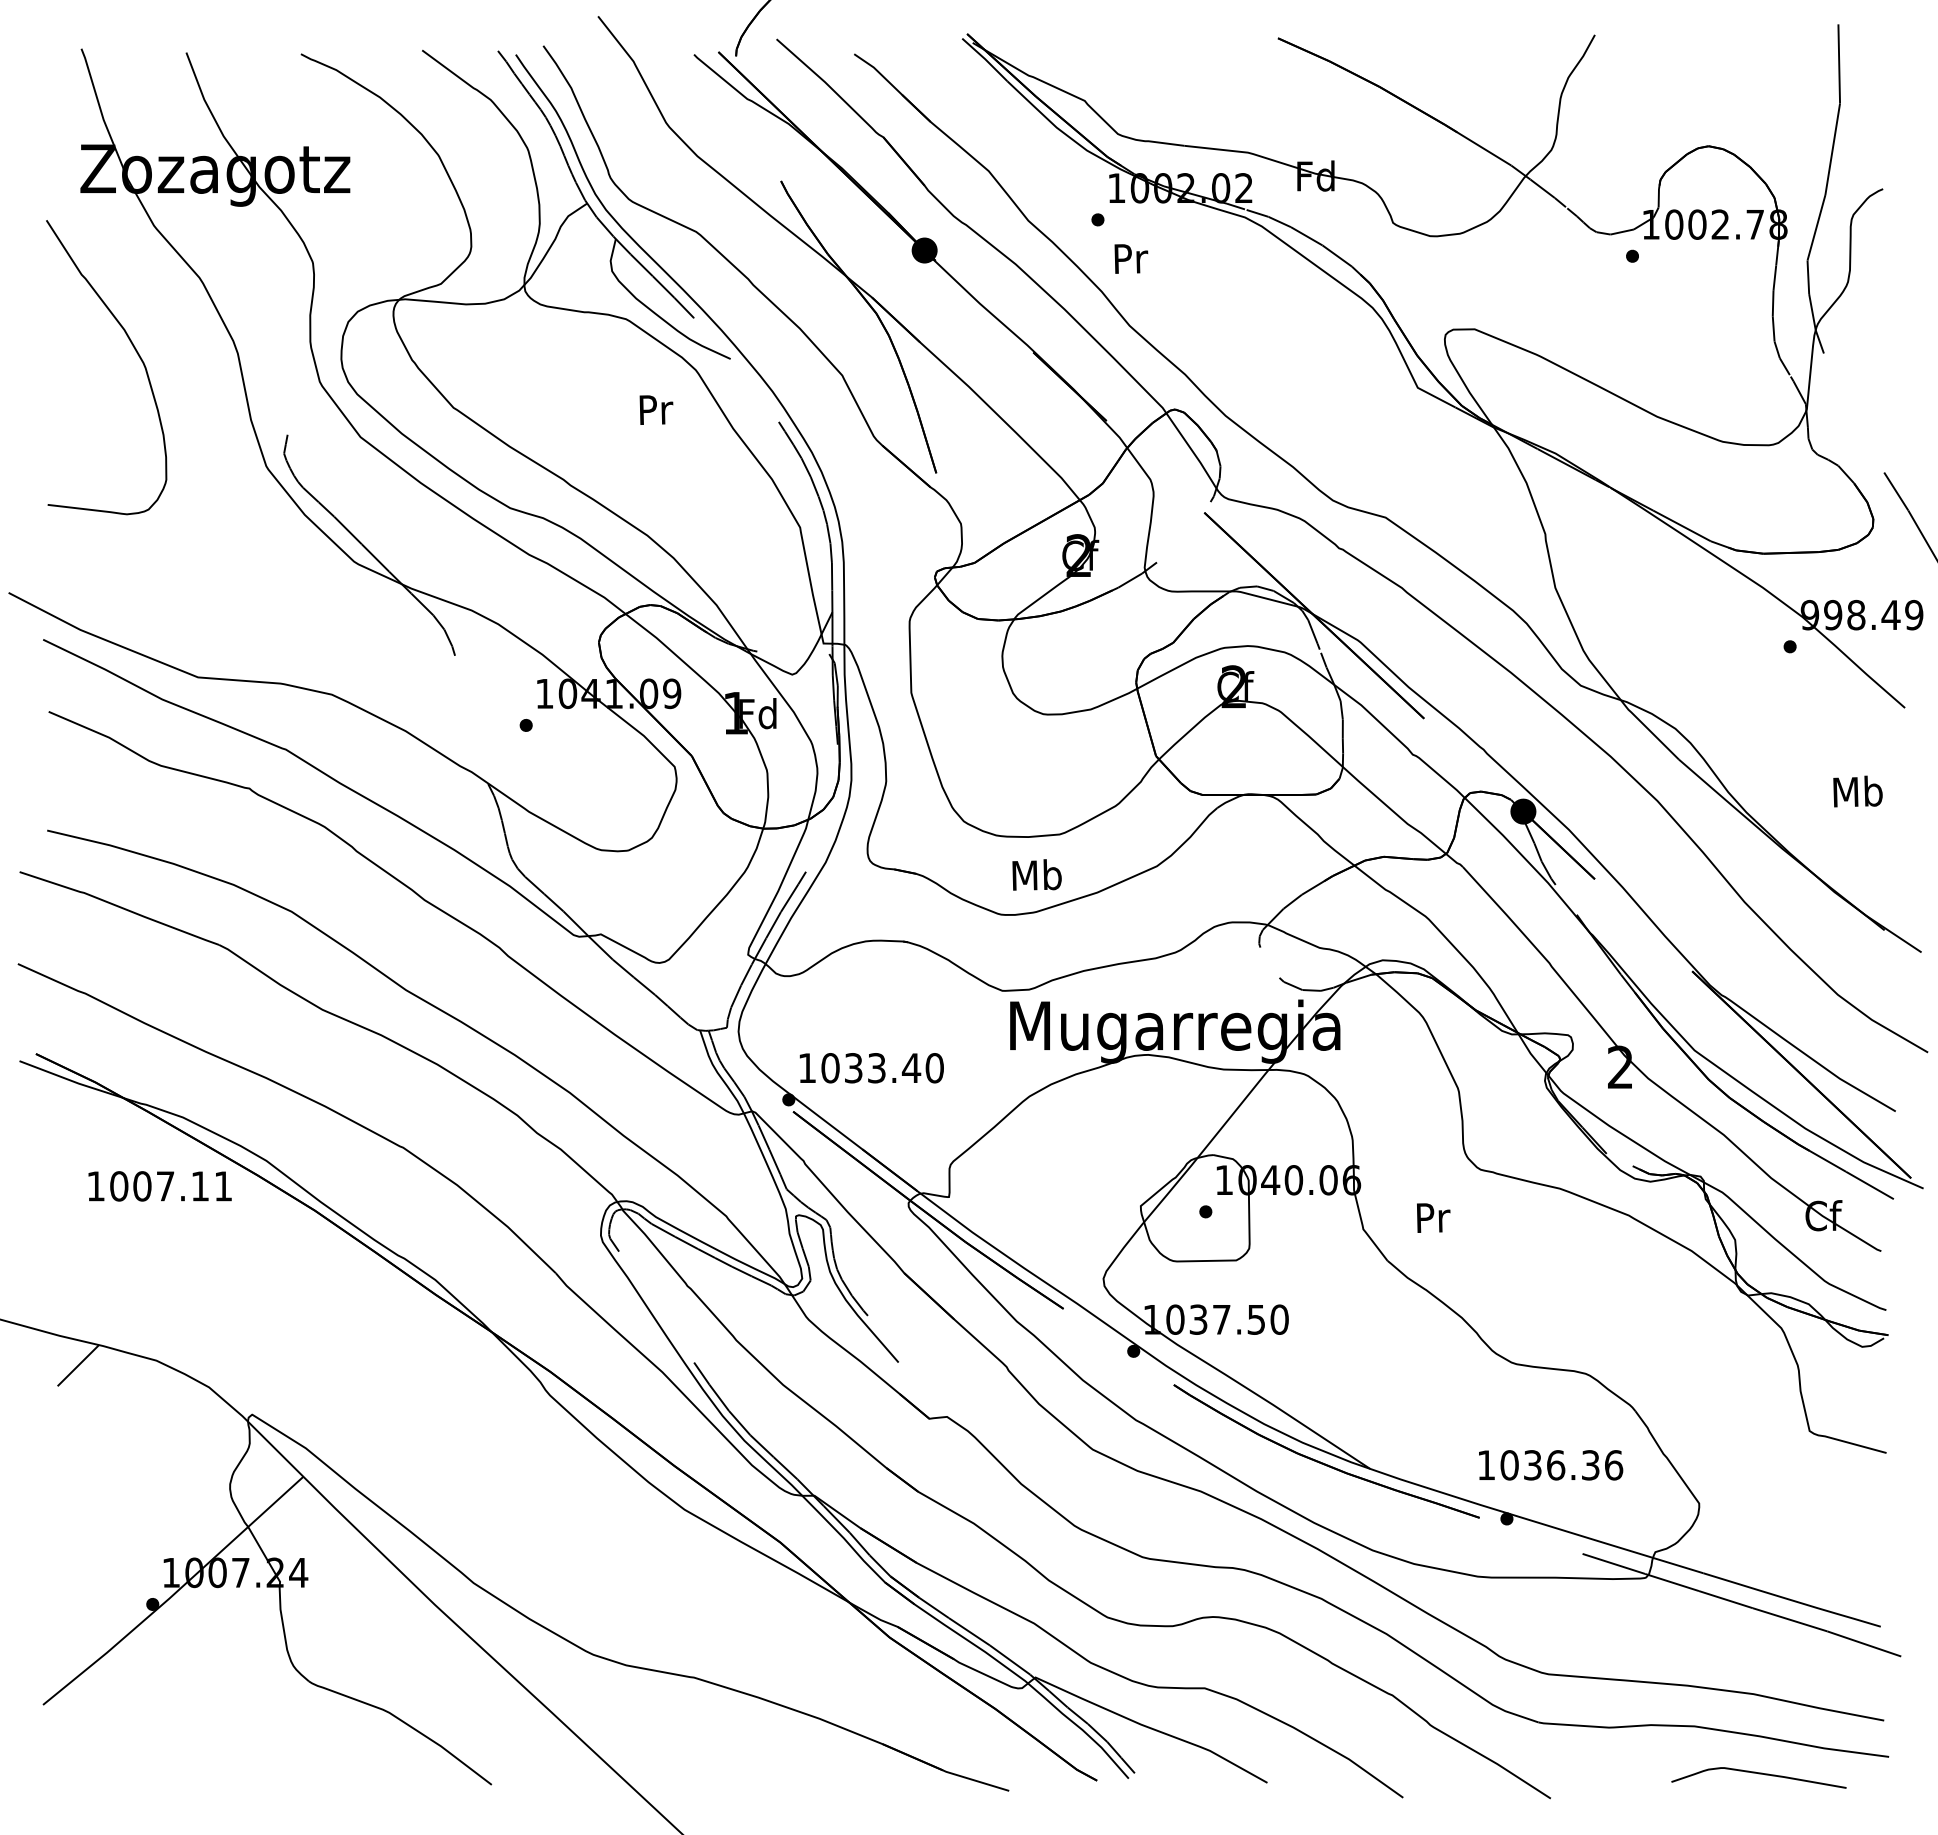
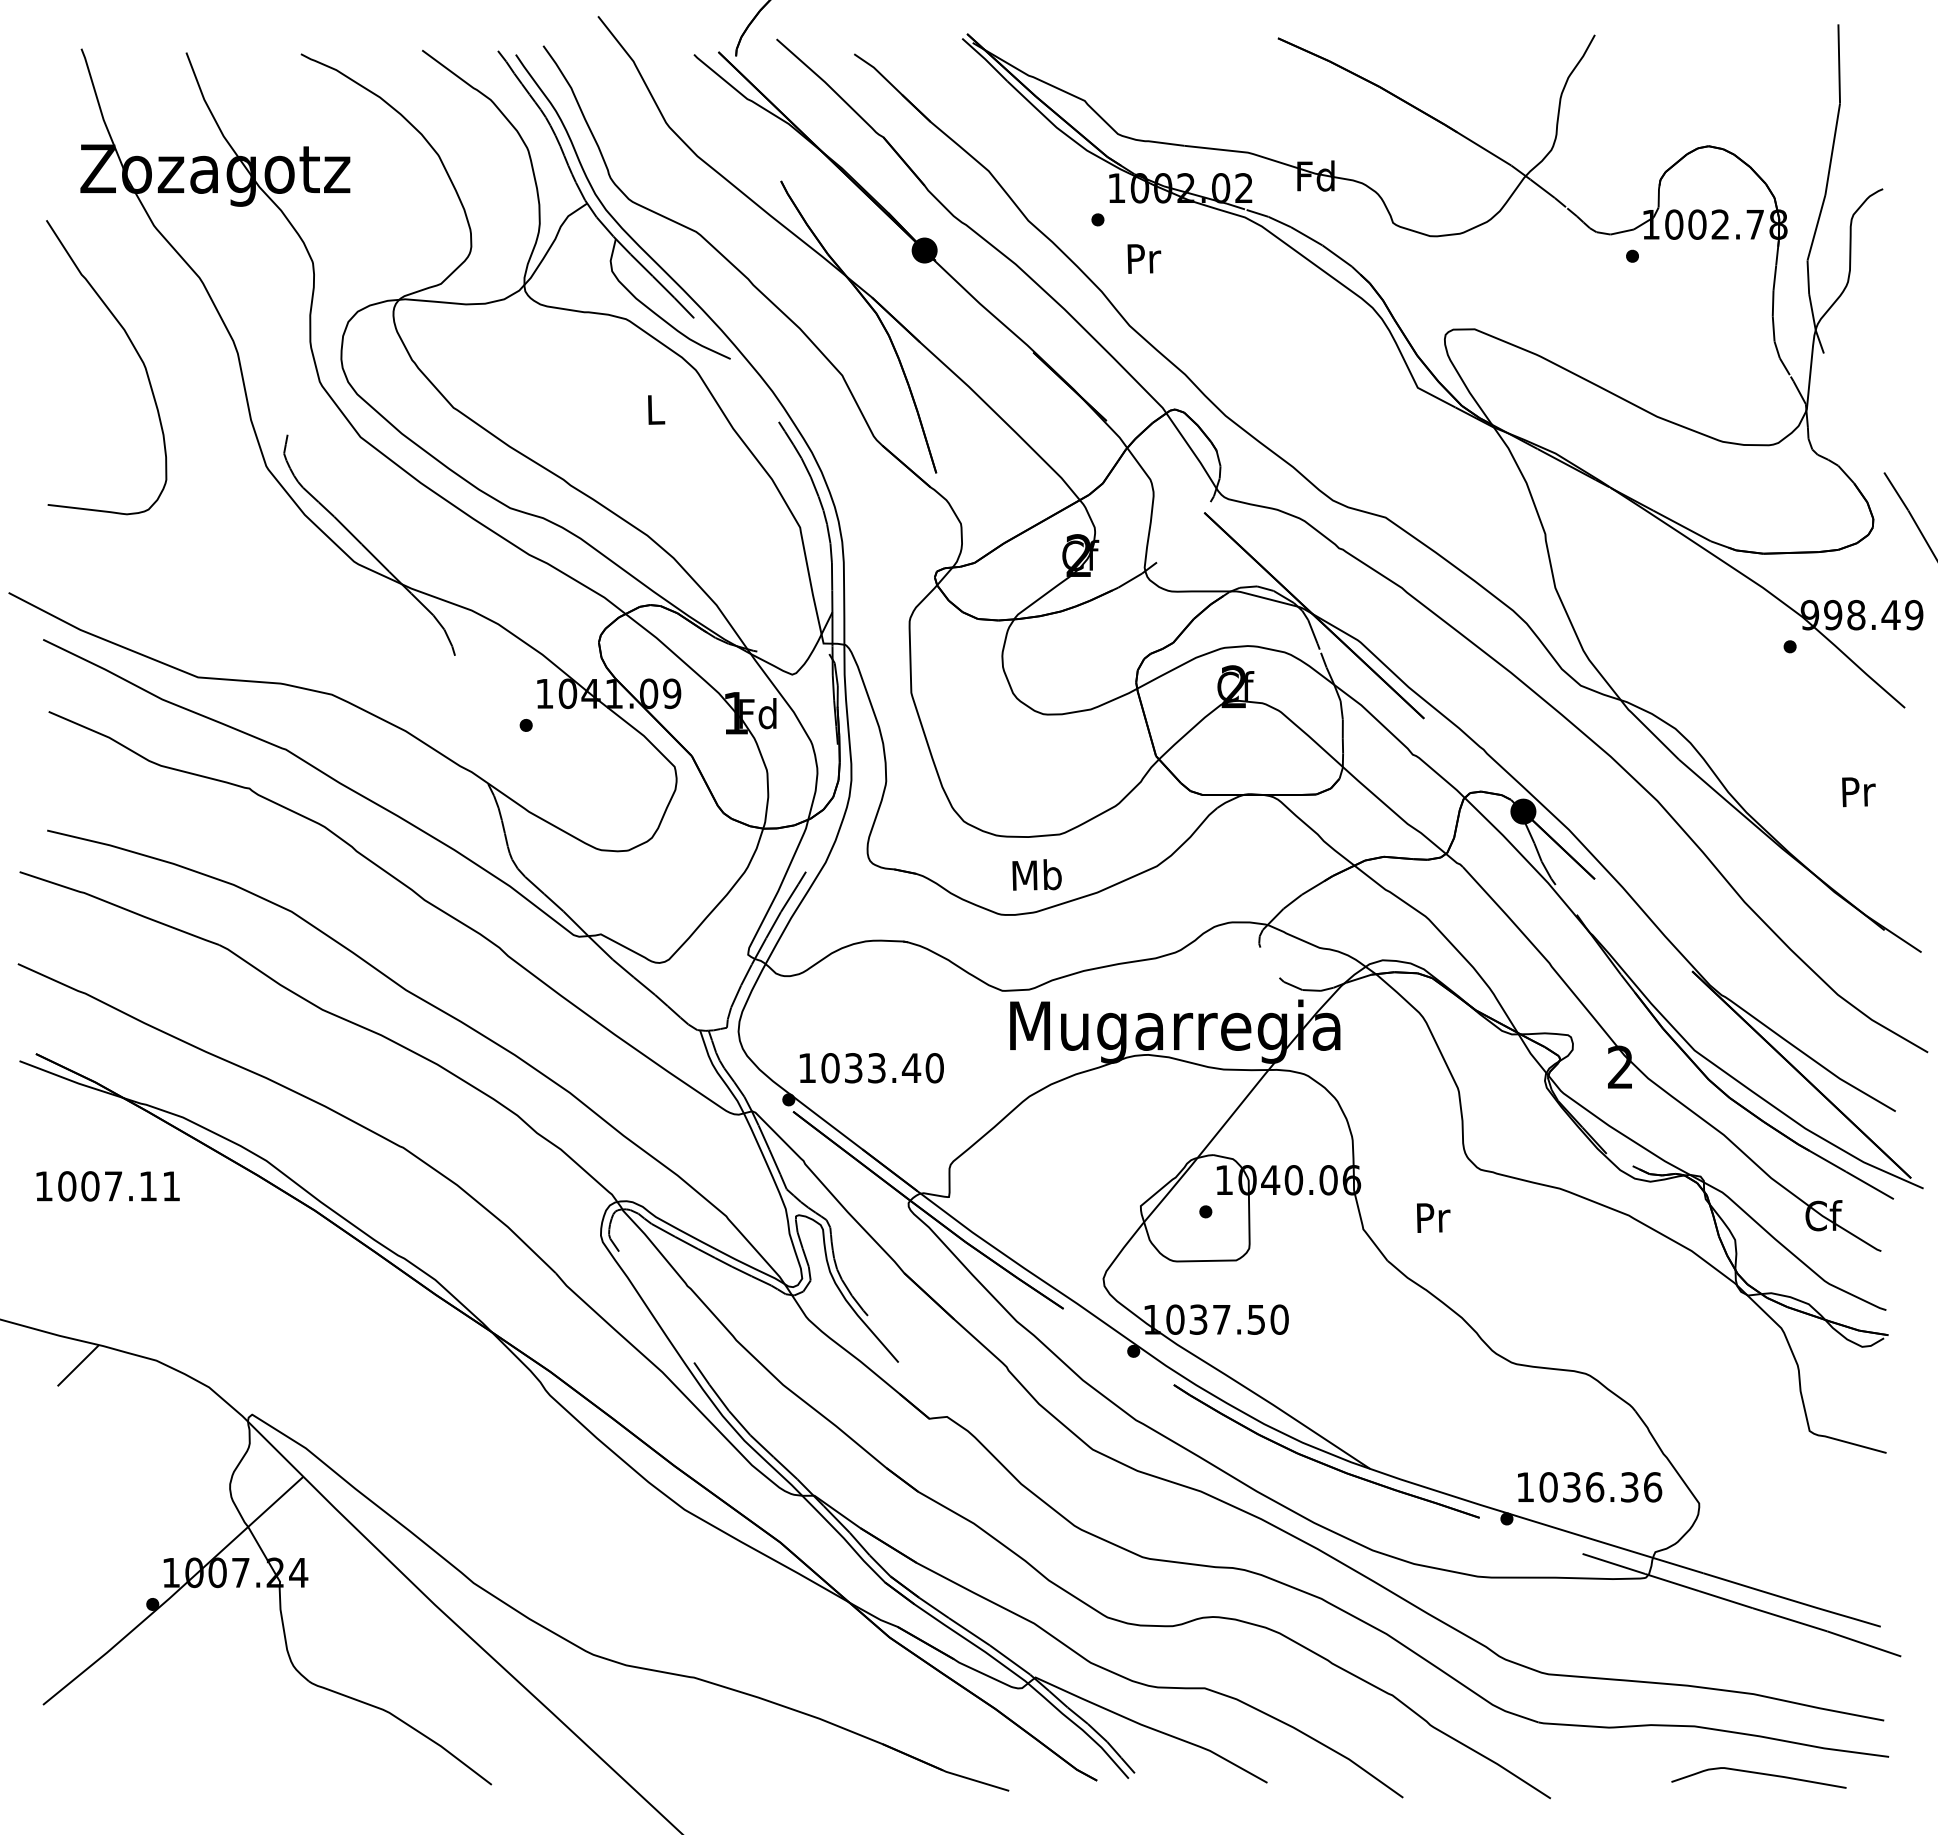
text position: (1131, 258) -> (1144, 258) (1144, 258)
text: Pr -> L (656, 409)
text: Mb -> Pr (1857, 791)
text position: (159, 1186) -> (107, 1186) (107, 1186)
text position: (1551, 1465) -> (1590, 1487) (1590, 1487)
